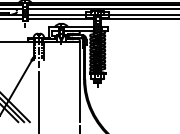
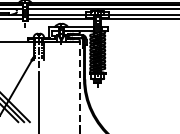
line: solid -> dashed (79, 81)
